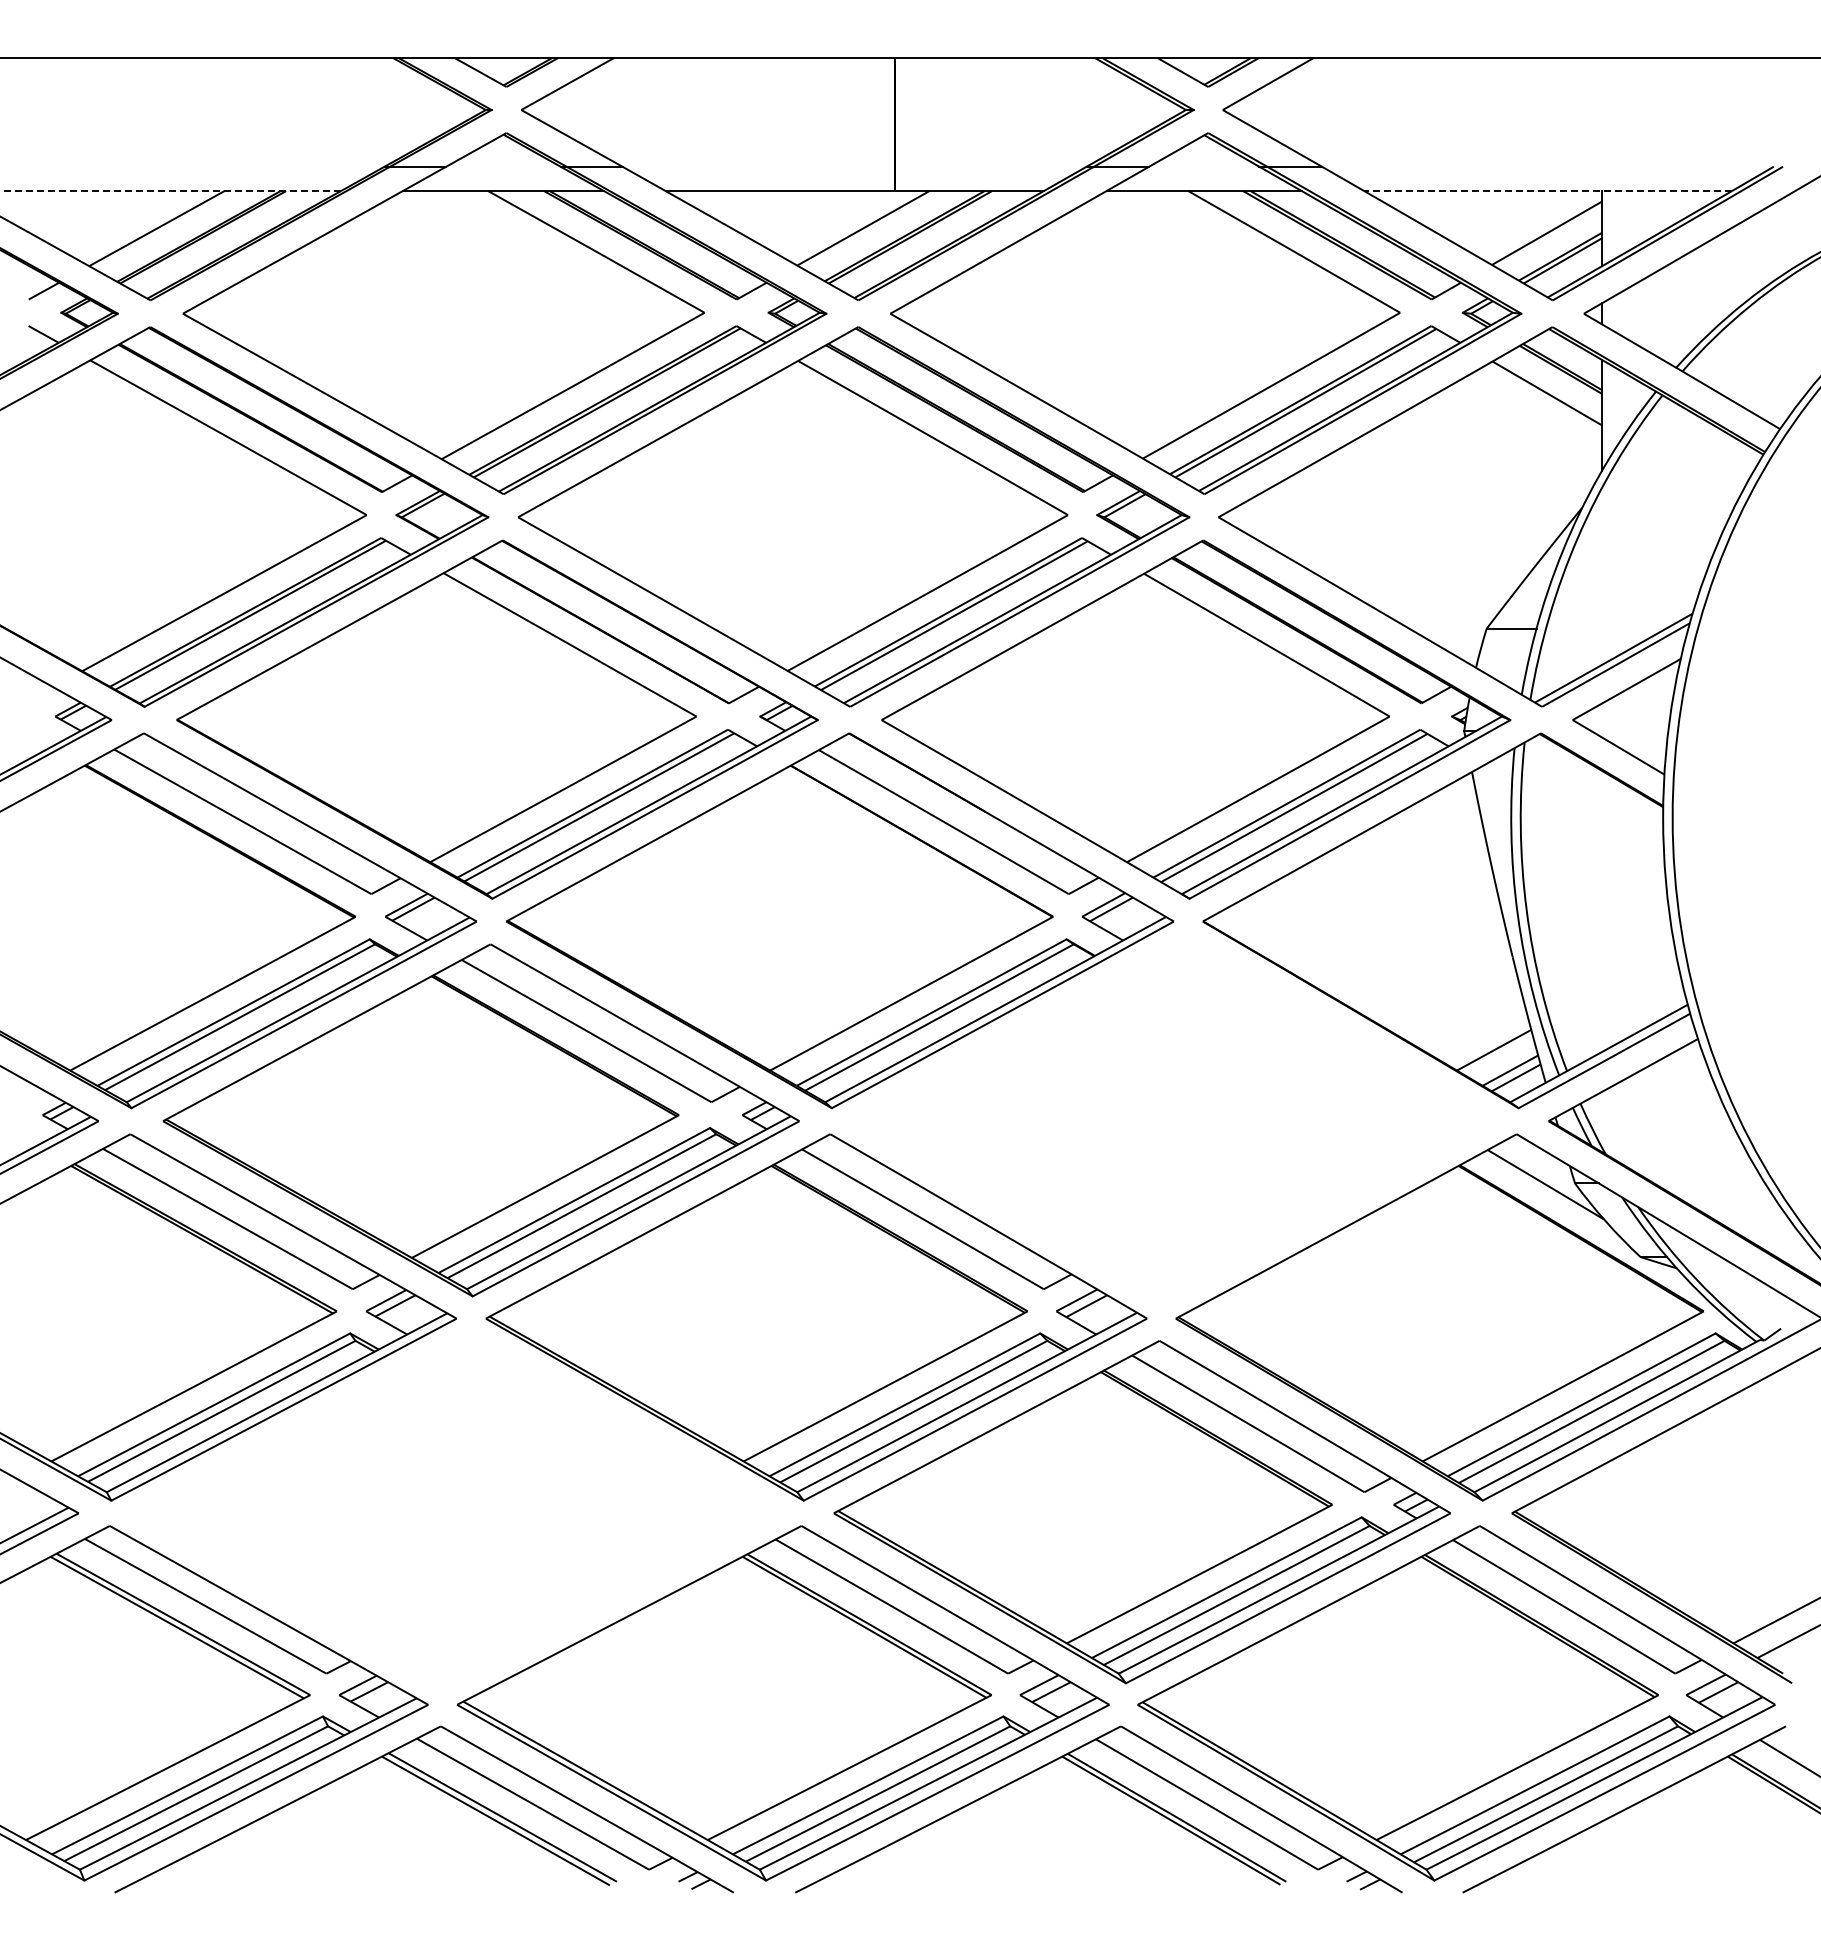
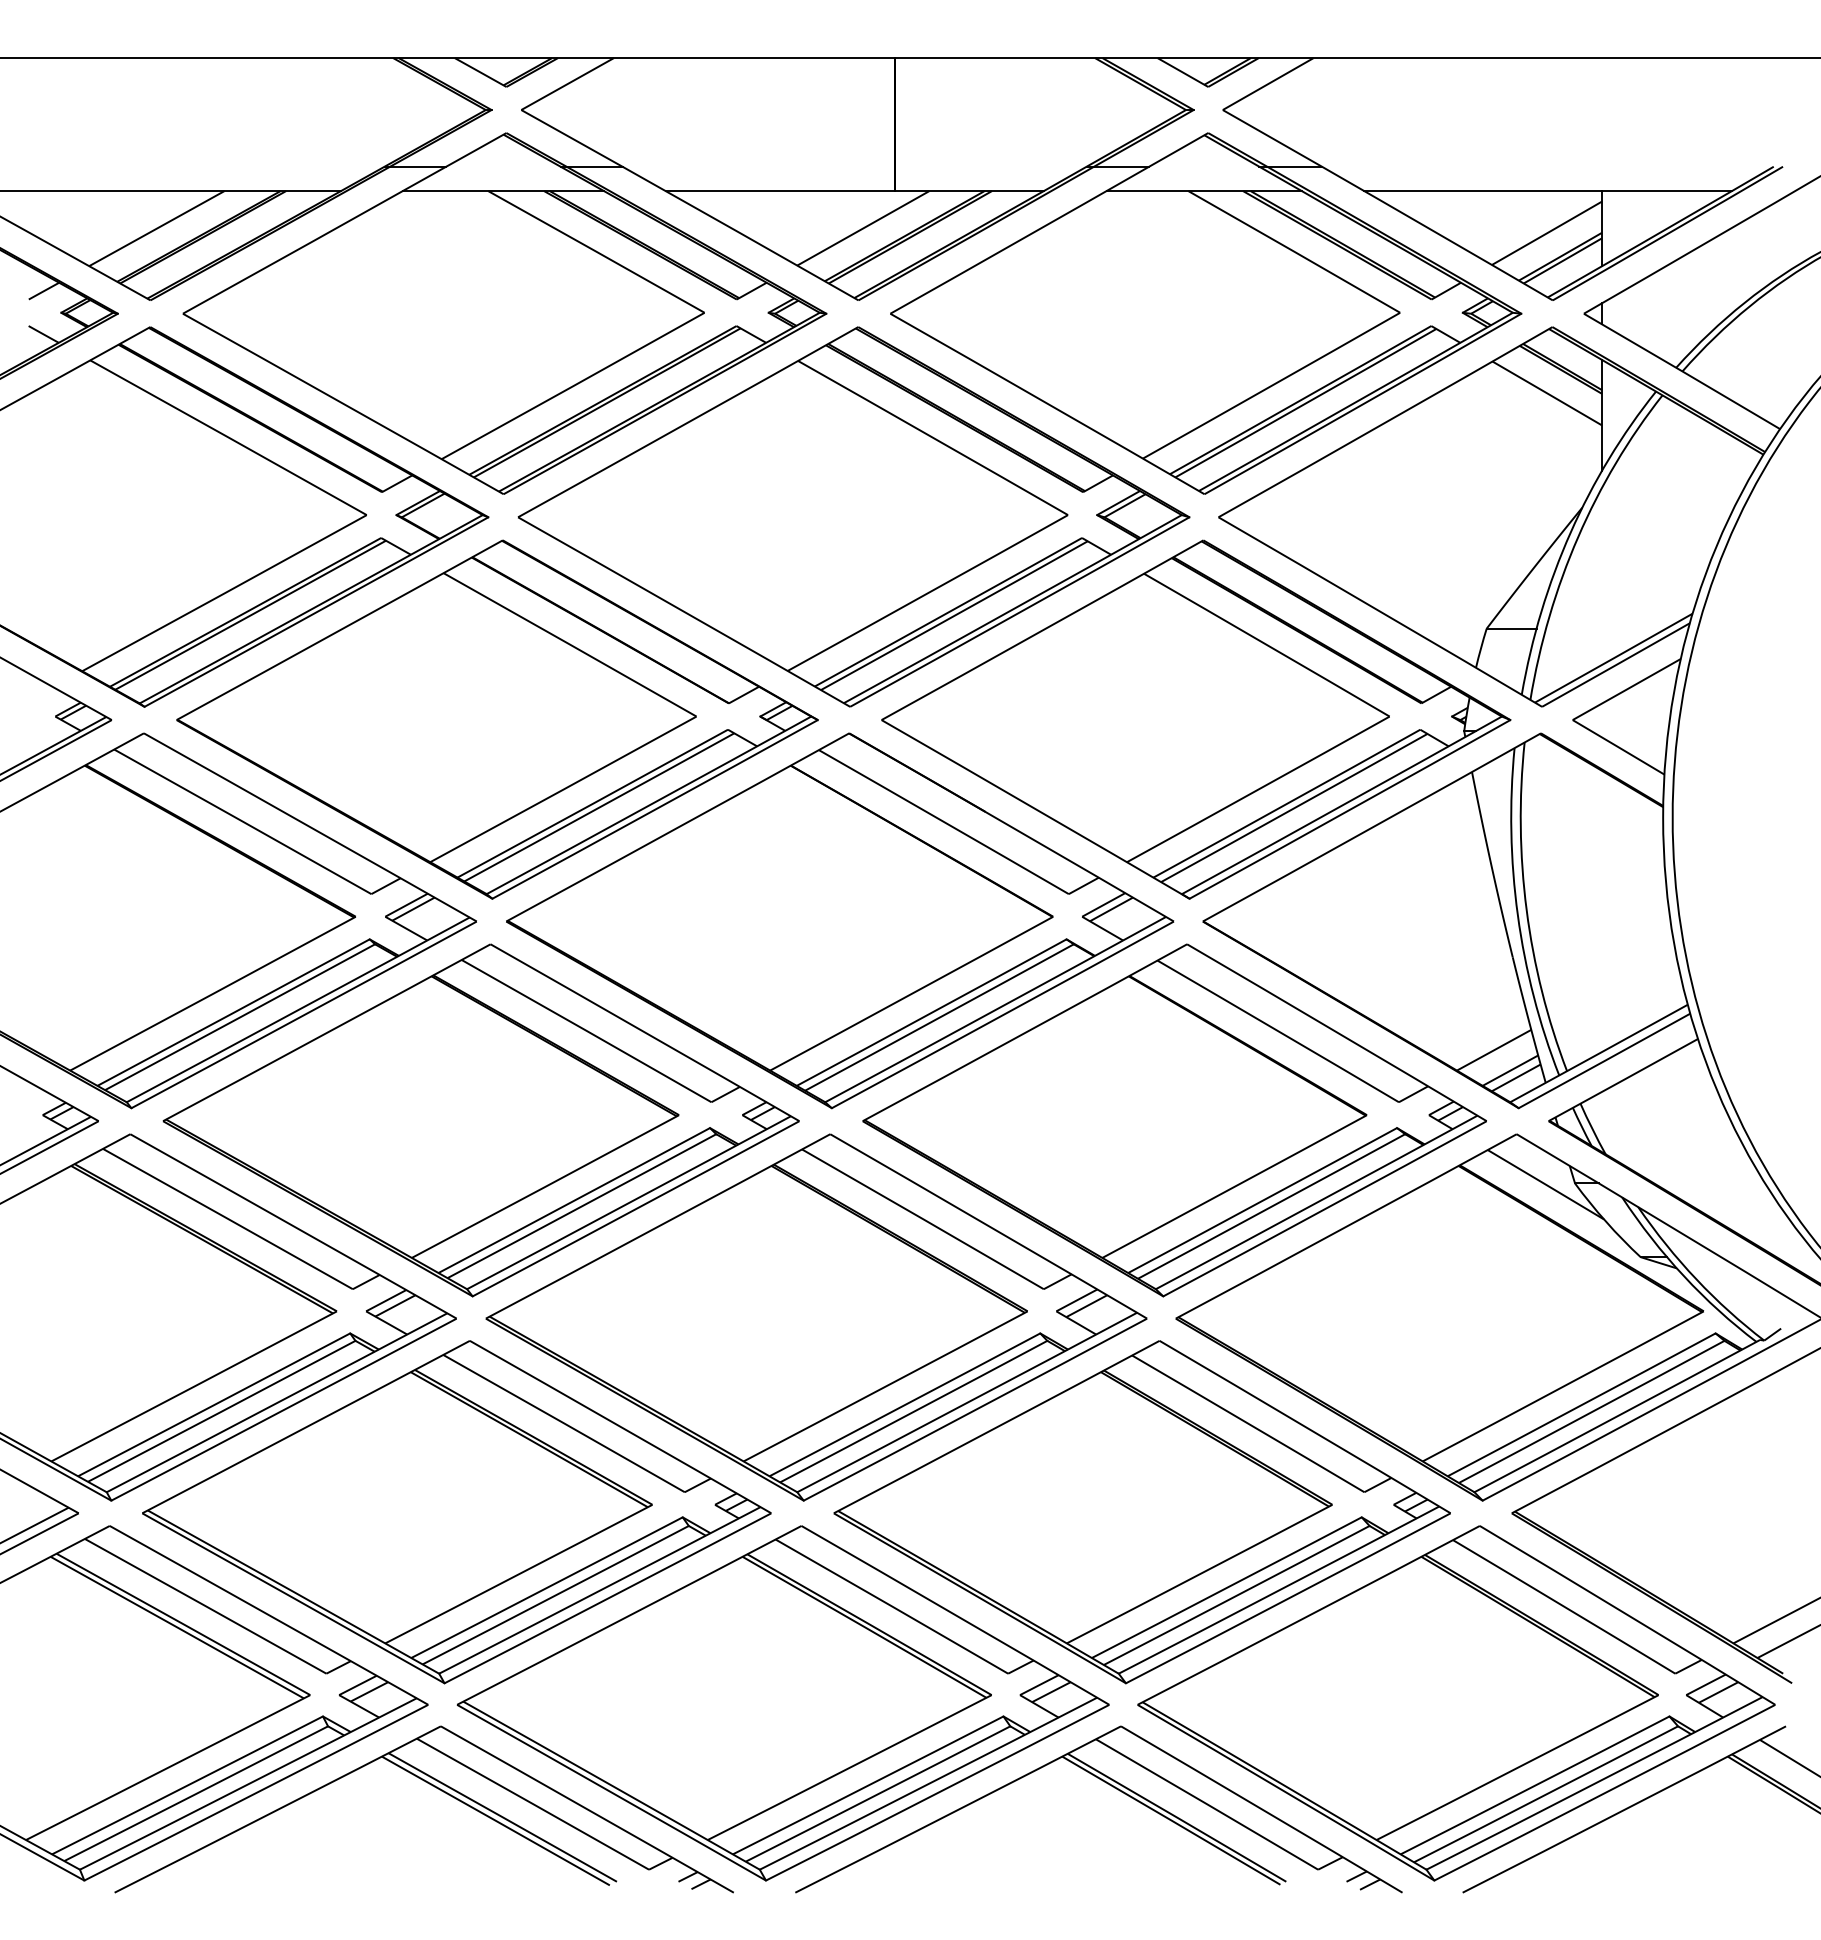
line: dashed -> solid (170, 191)
line: dashed -> solid (1548, 191)
part: none -> present (1174, 1120)
part: none -> present (456, 1512)
